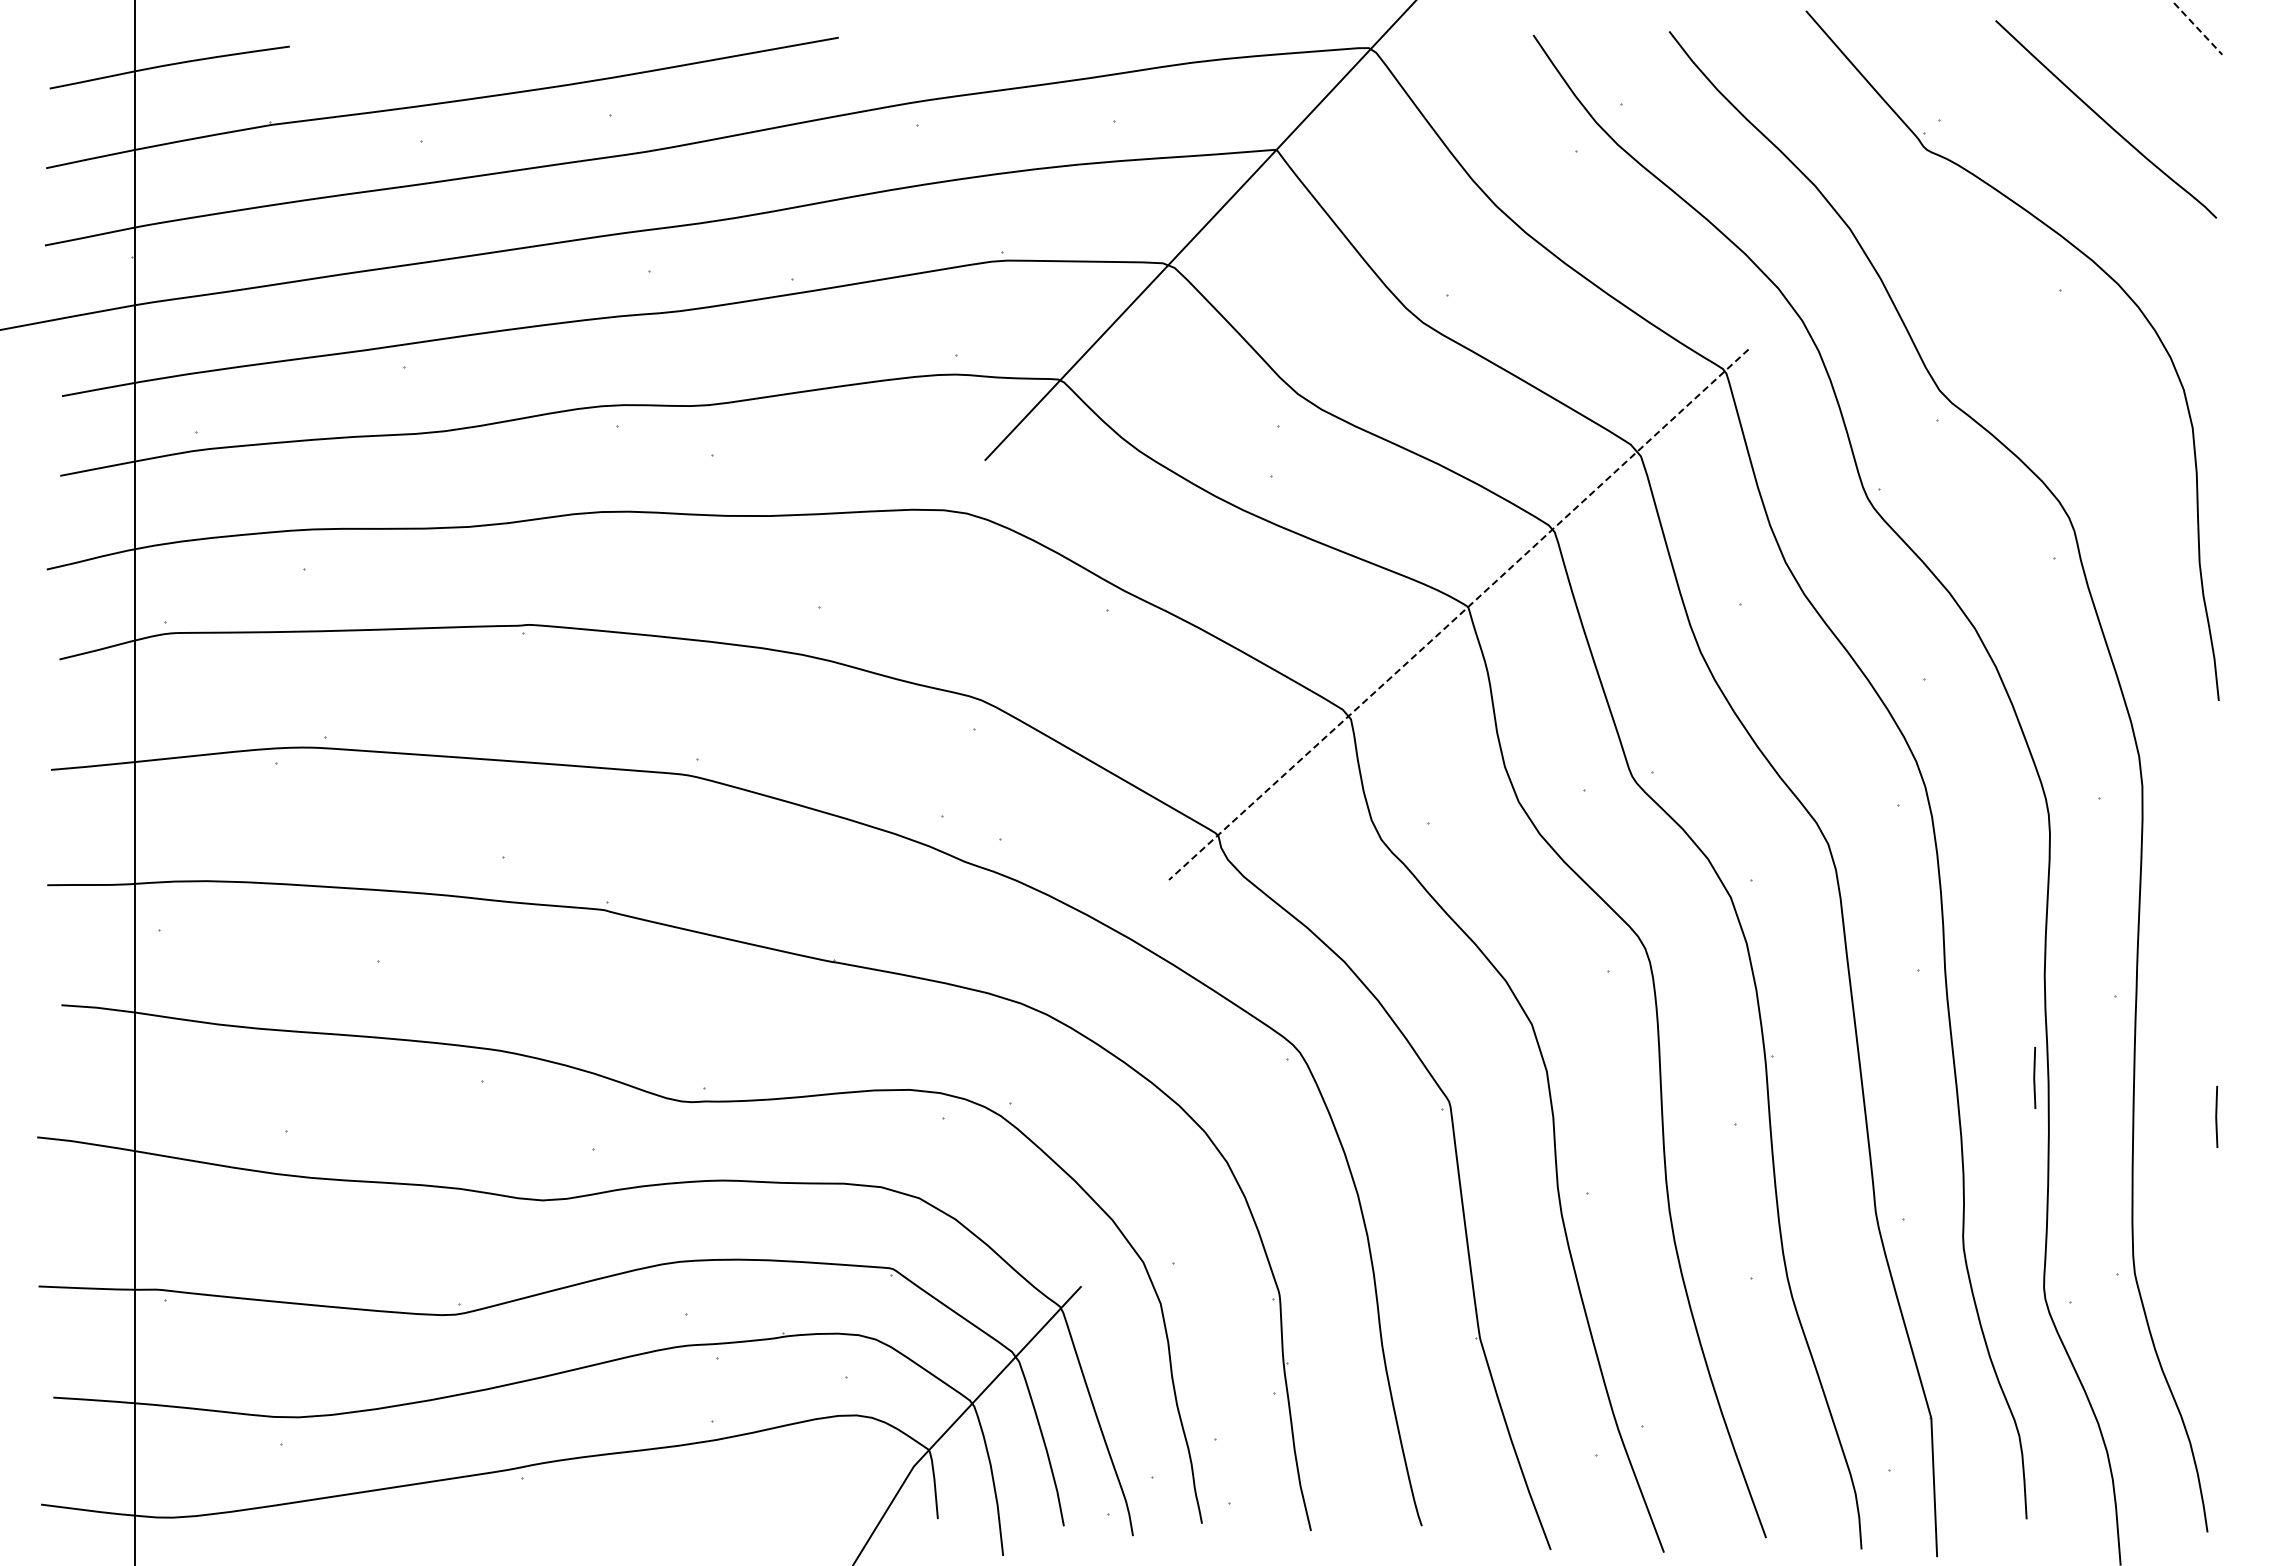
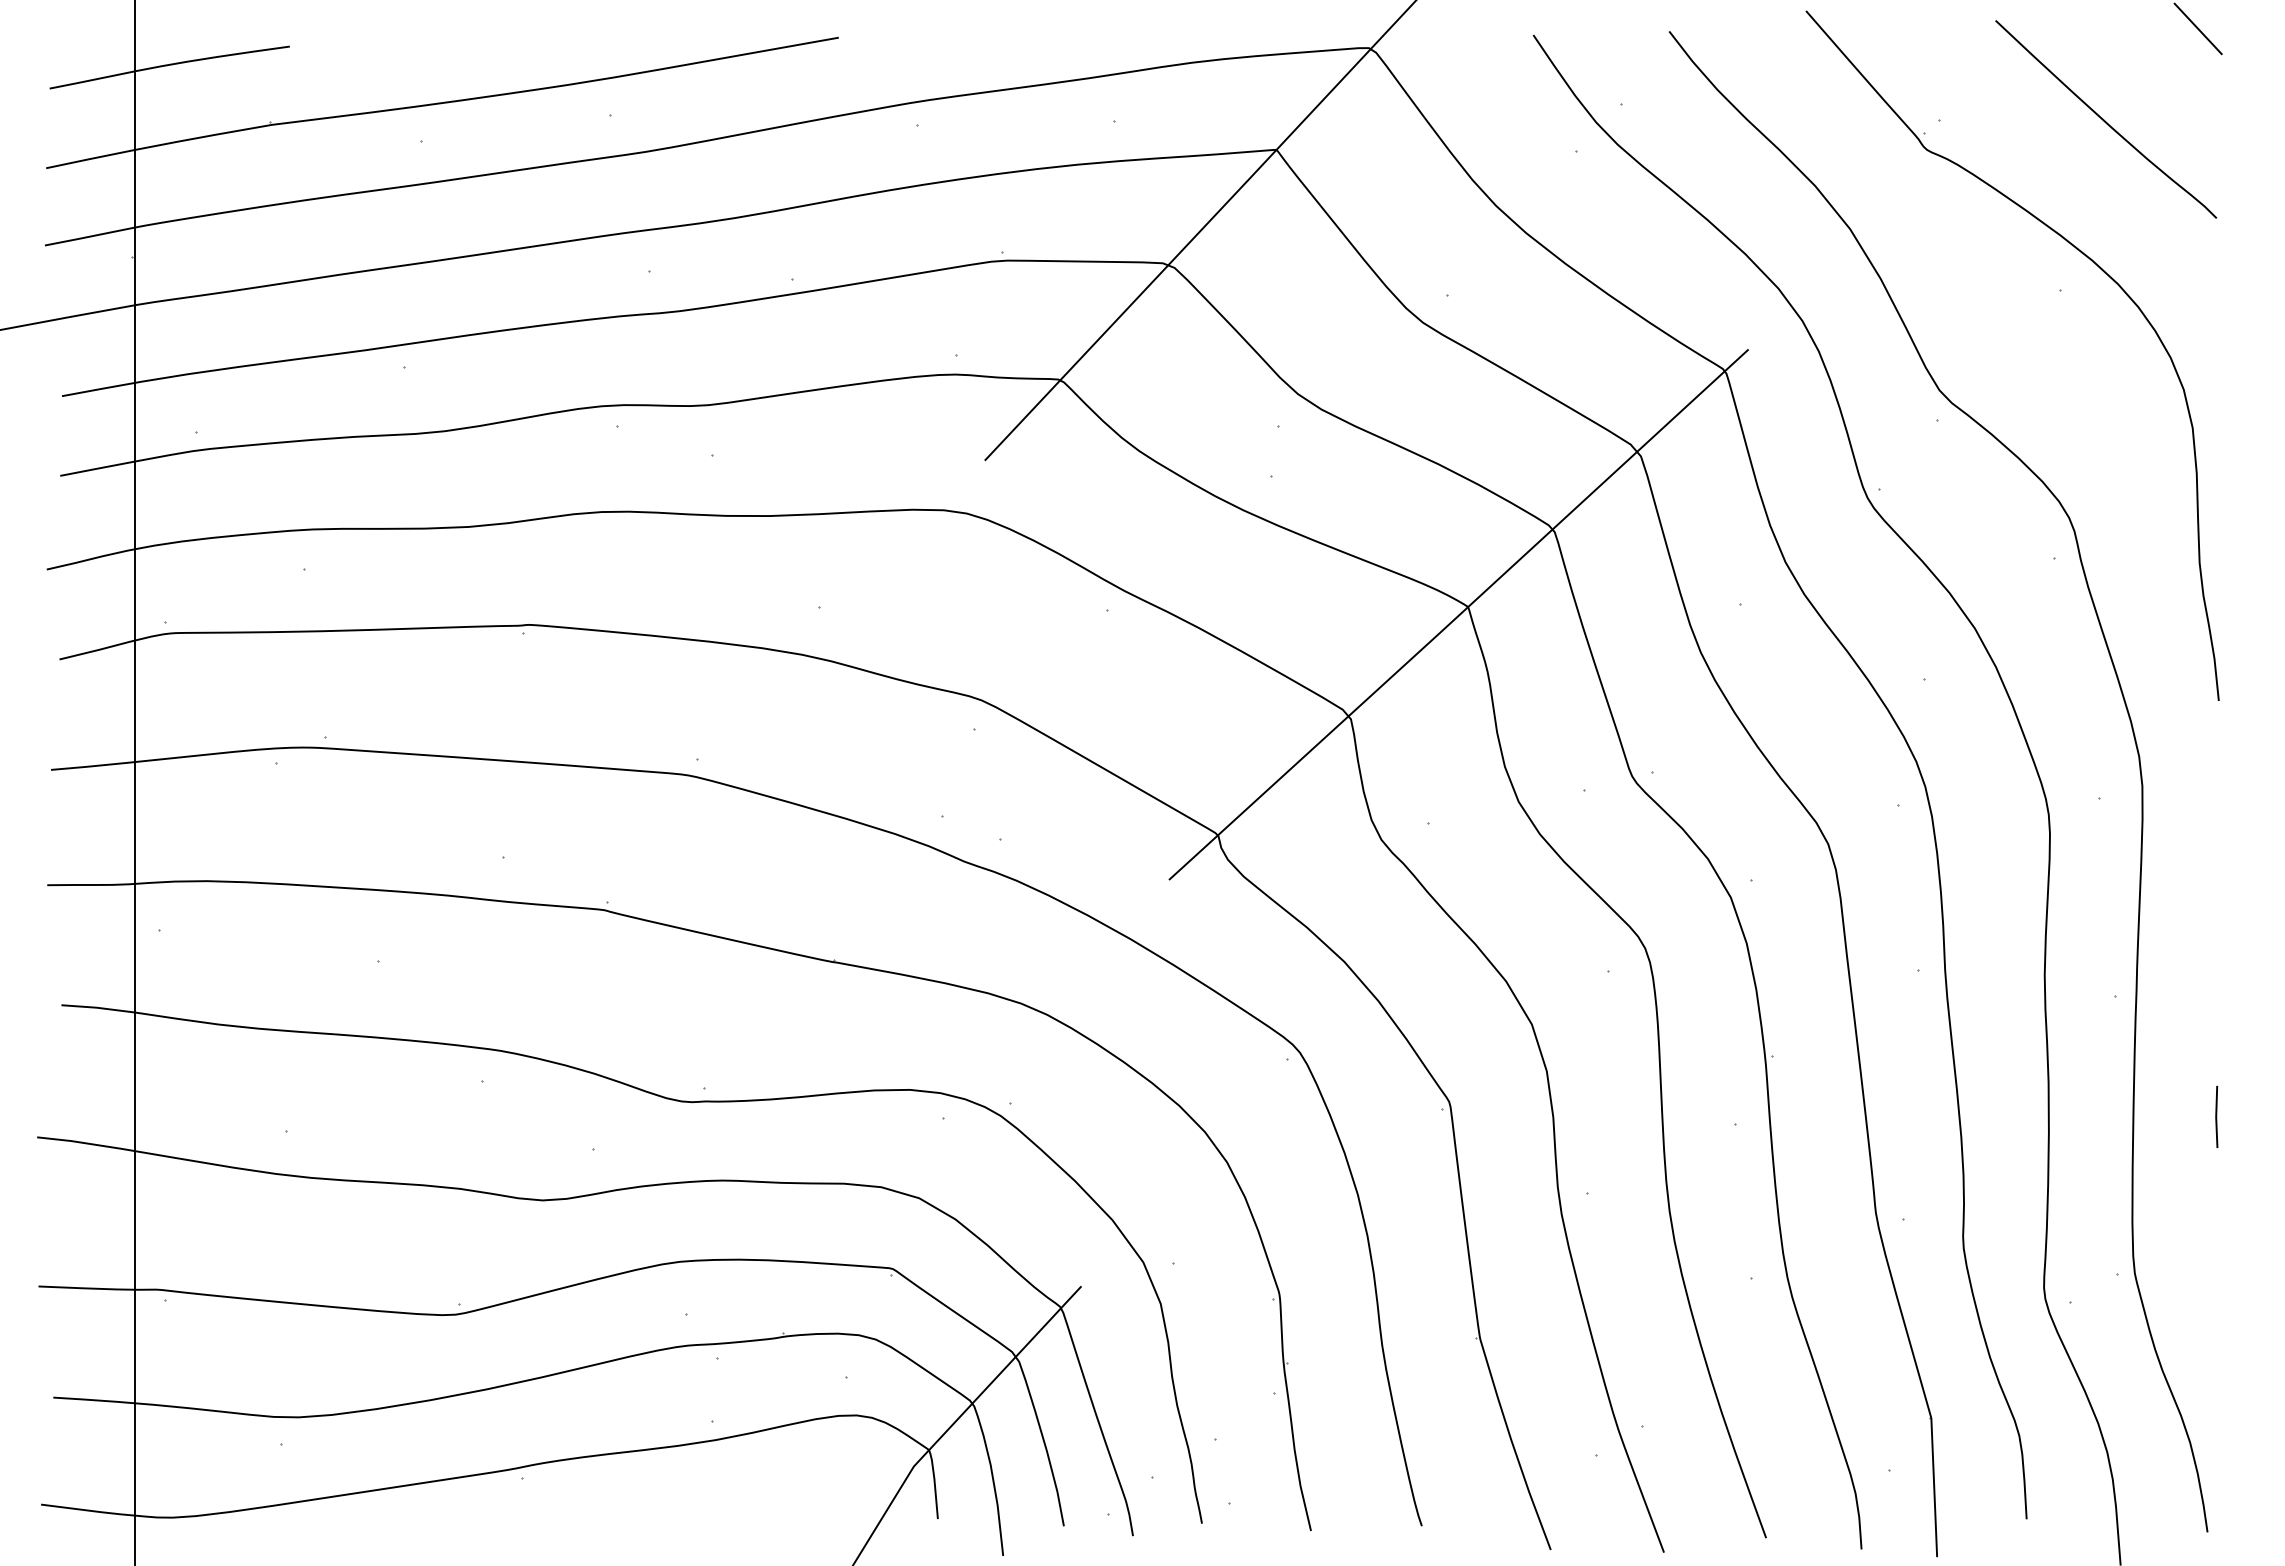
line: dashed -> solid (2198, 29)
line: dashed -> solid (1459, 615)
line: present -> none (2034, 1077)
